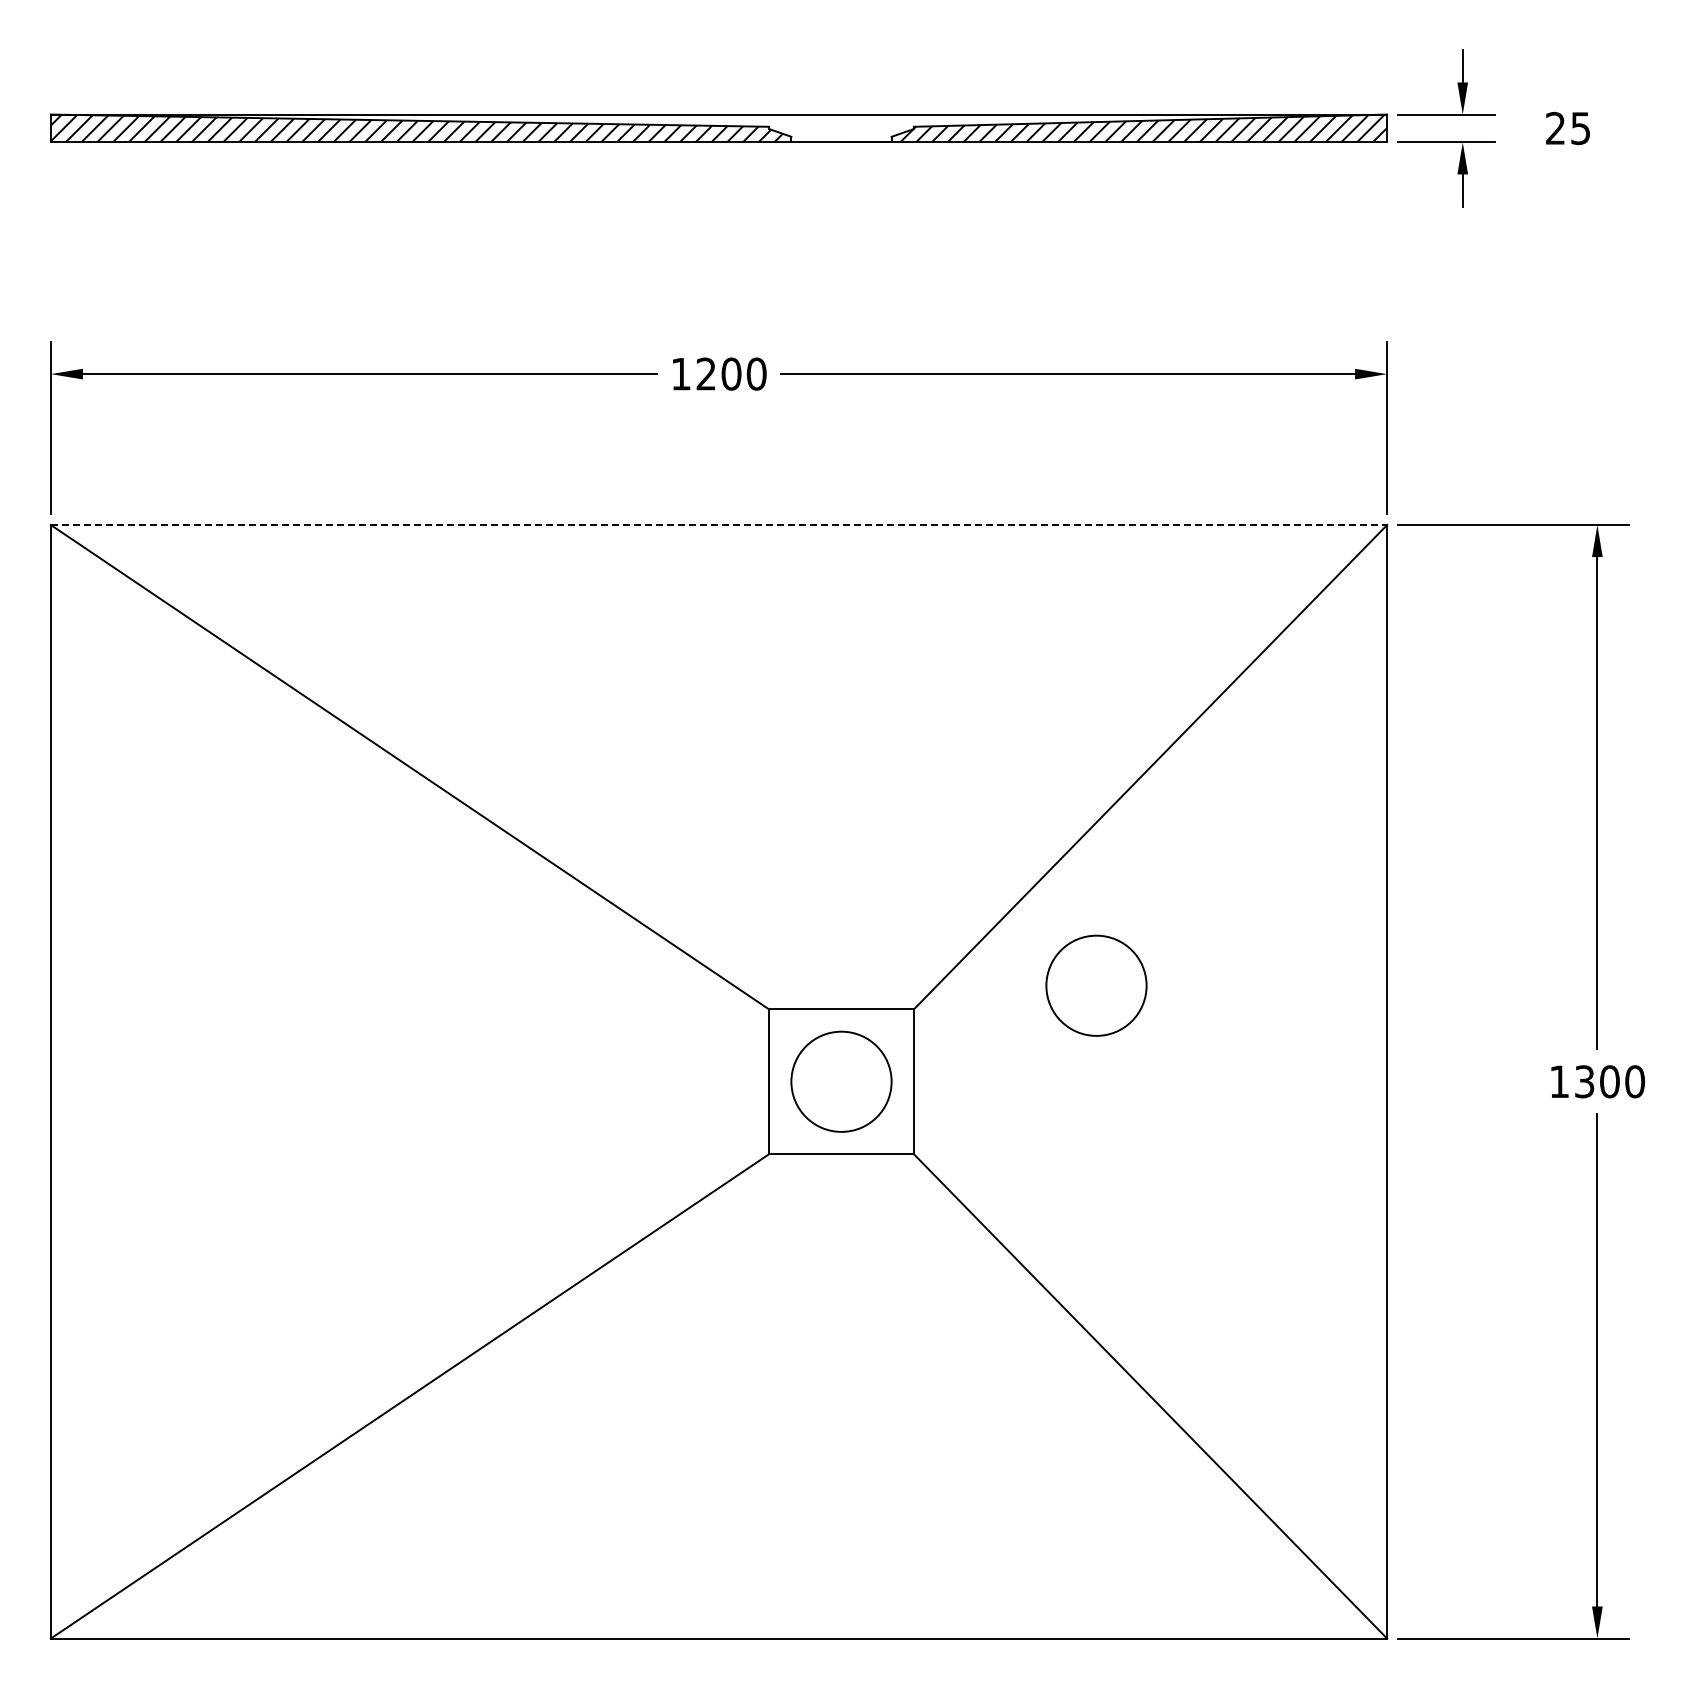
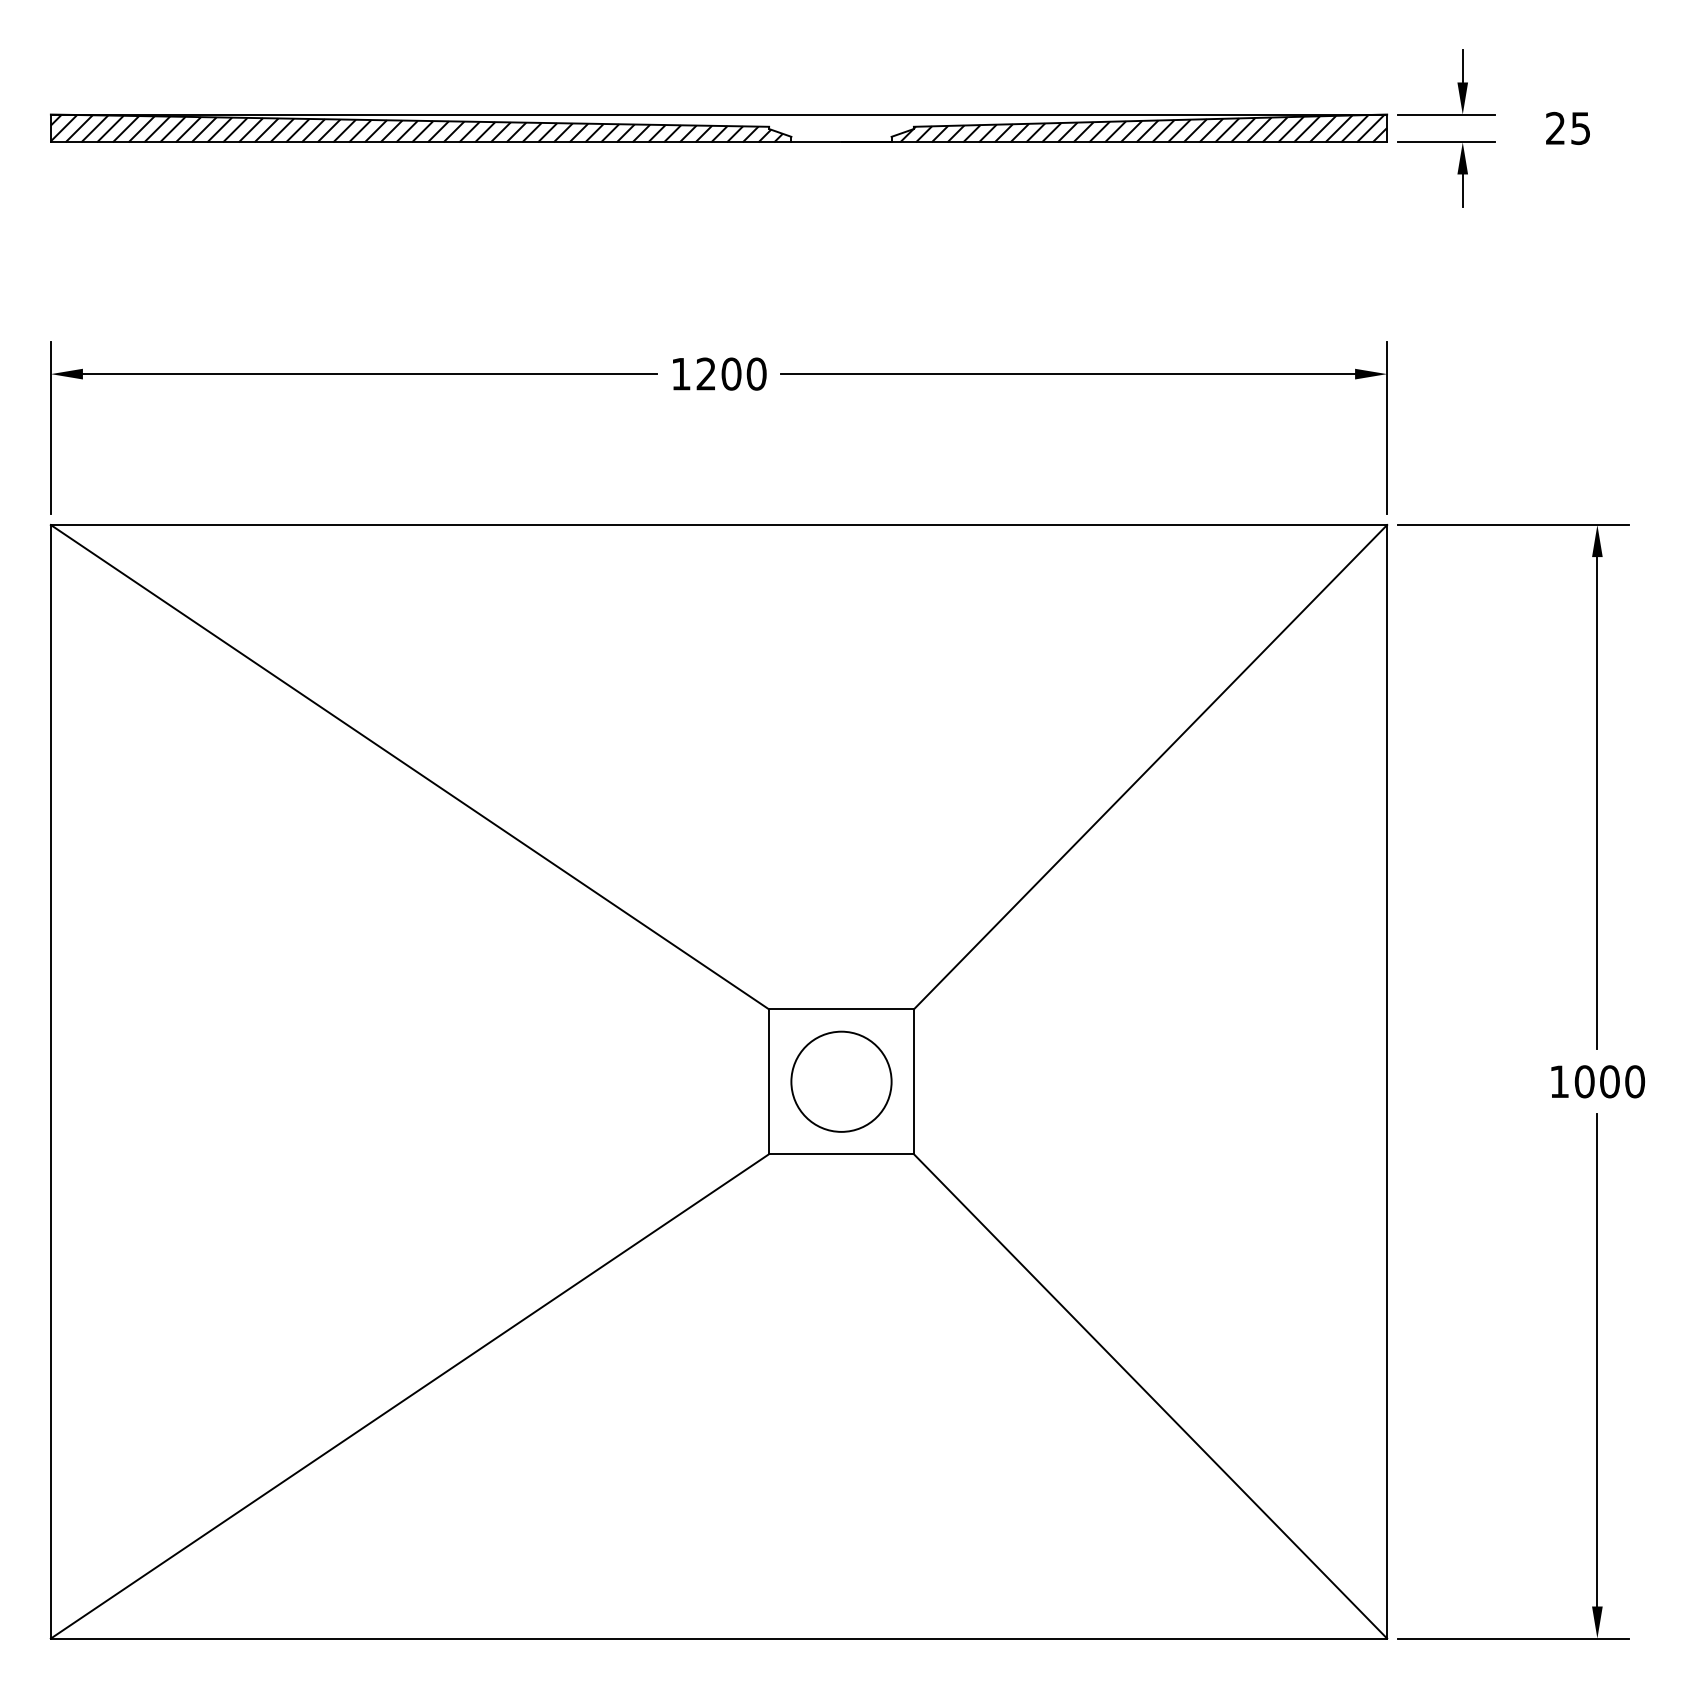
line: dashed -> solid (719, 525)
circle: present -> none (1096, 985)
text: 1300 -> 1000 (1584, 1081)
